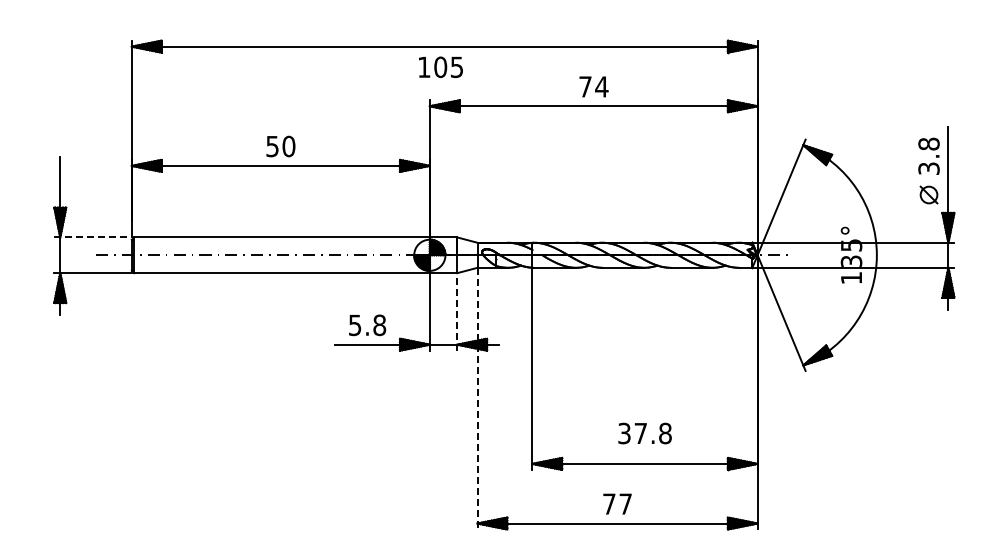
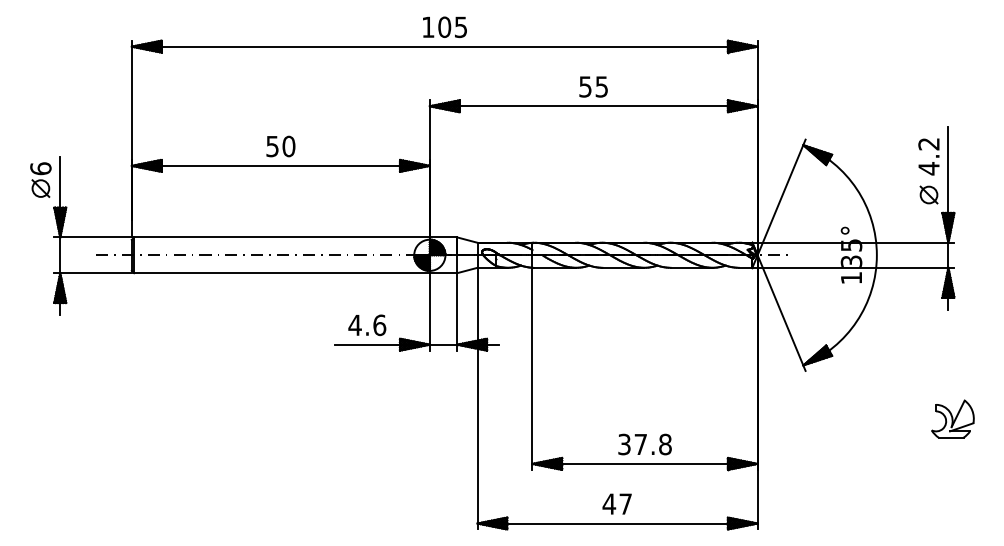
text position: (440, 67) -> (444, 27) (444, 27)
text: 74 -> 55 (593, 86)
text: 3.8 -> 4.2 (928, 156)
part: none -> present (40, 179)
line: dashed -> solid (93, 237)
line: dashed -> solid (457, 311)
text: 5.8 -> 4.6 (367, 325)
line: dashed -> solid (477, 398)
part: none -> present (952, 418)
text position: (644, 433) -> (644, 444) (644, 444)
text: 77 -> 47 (609, 503)
